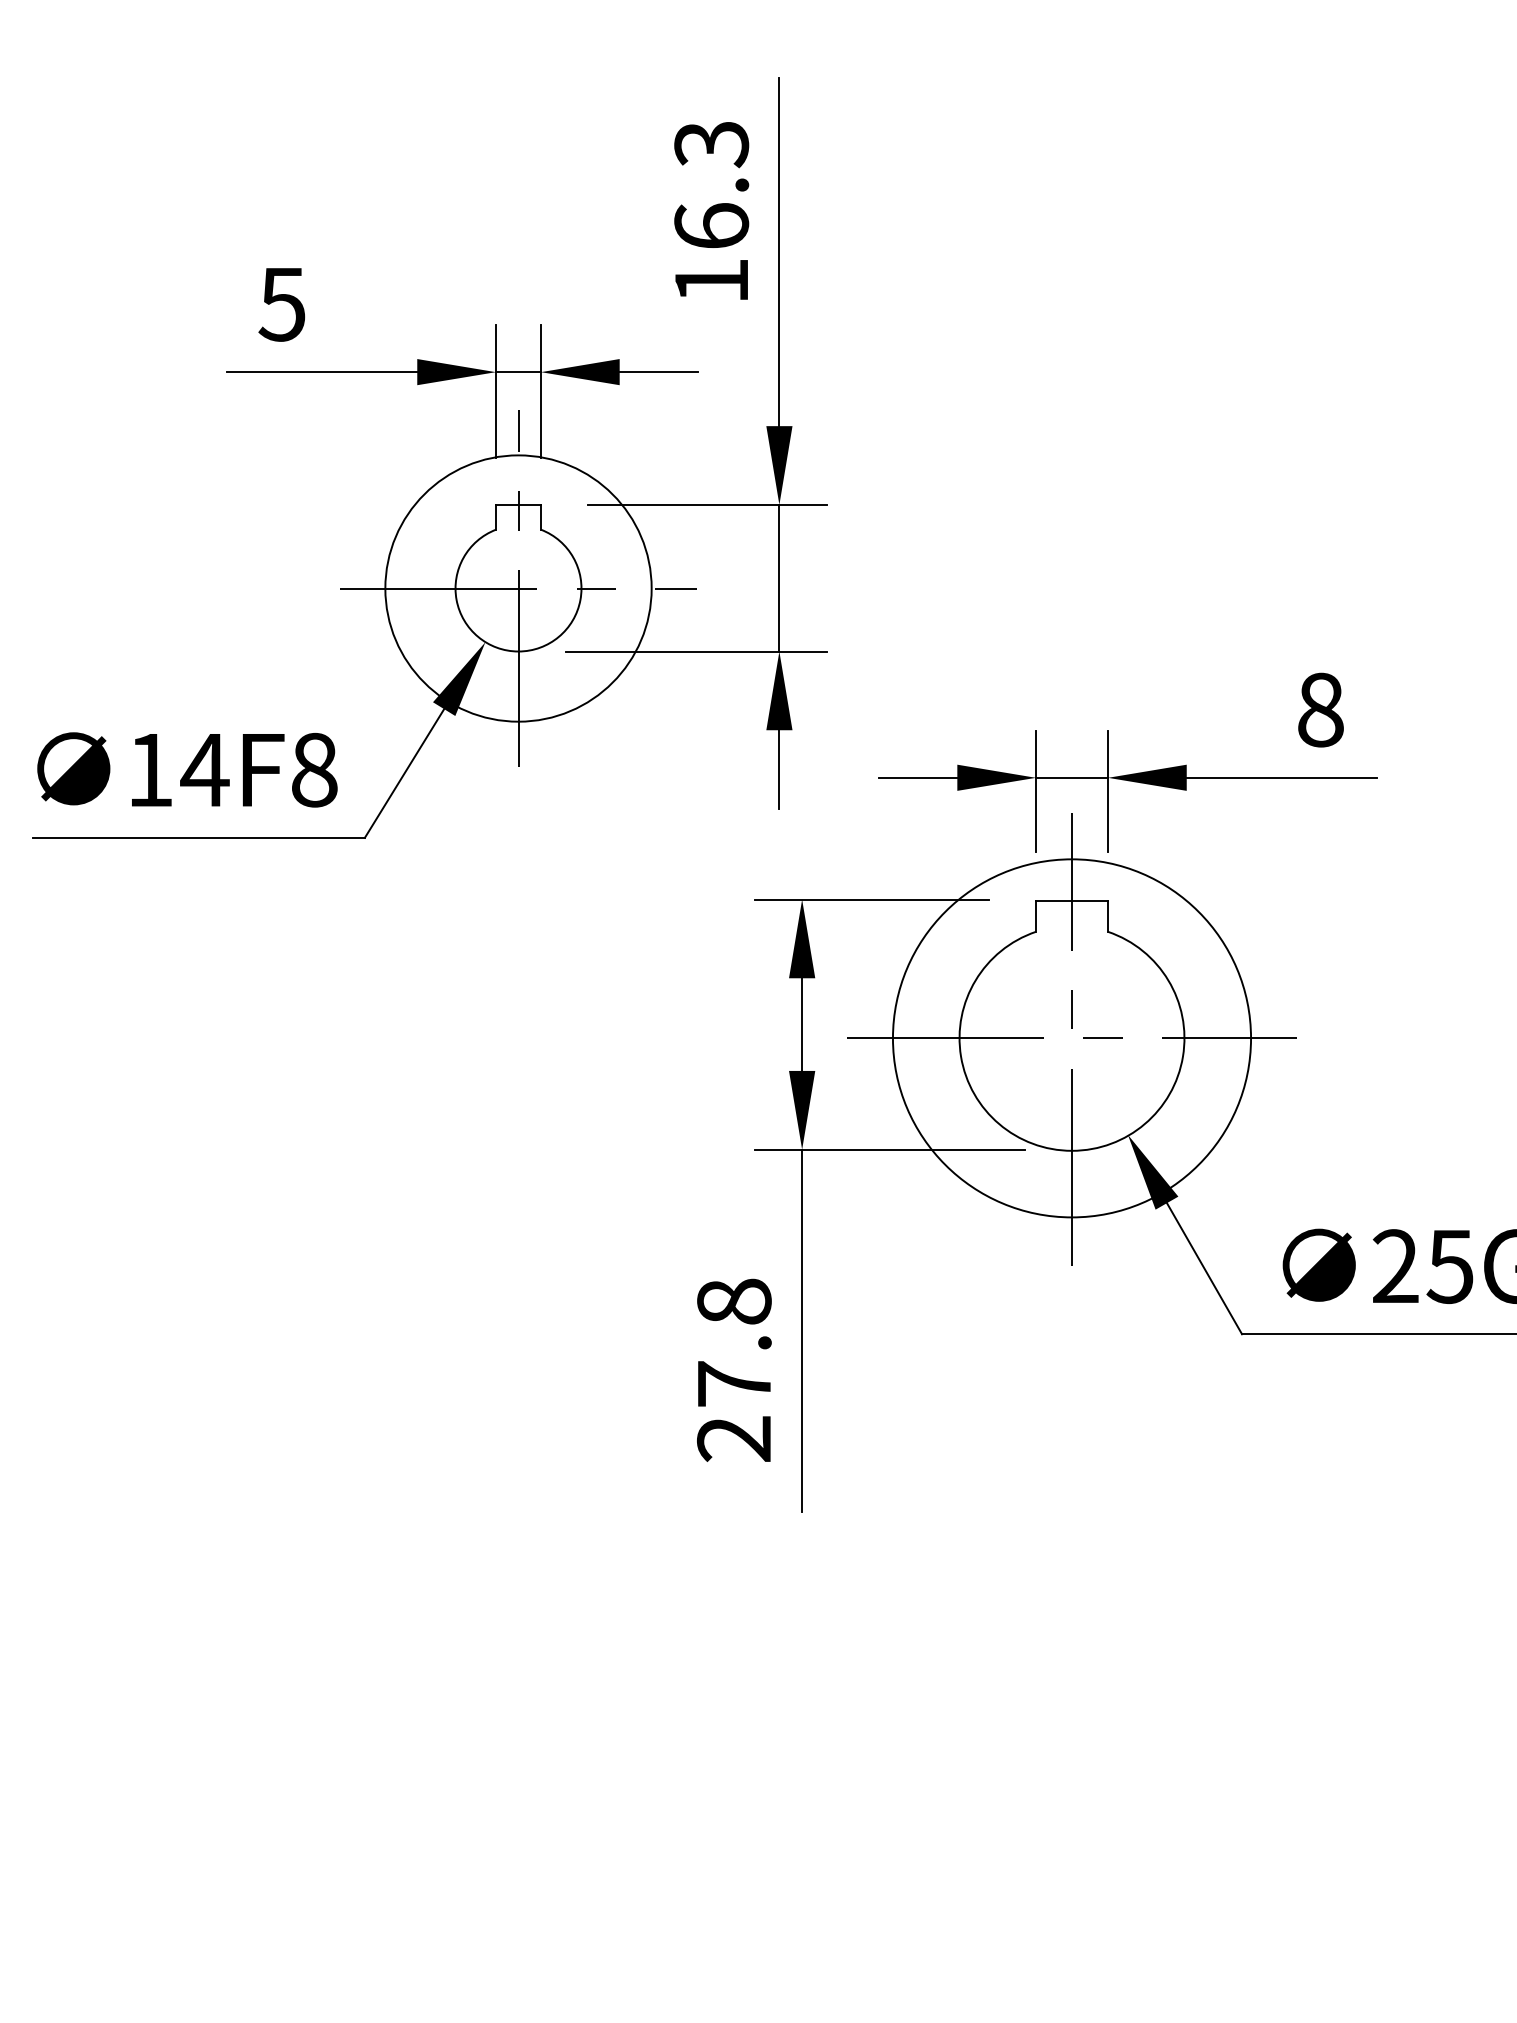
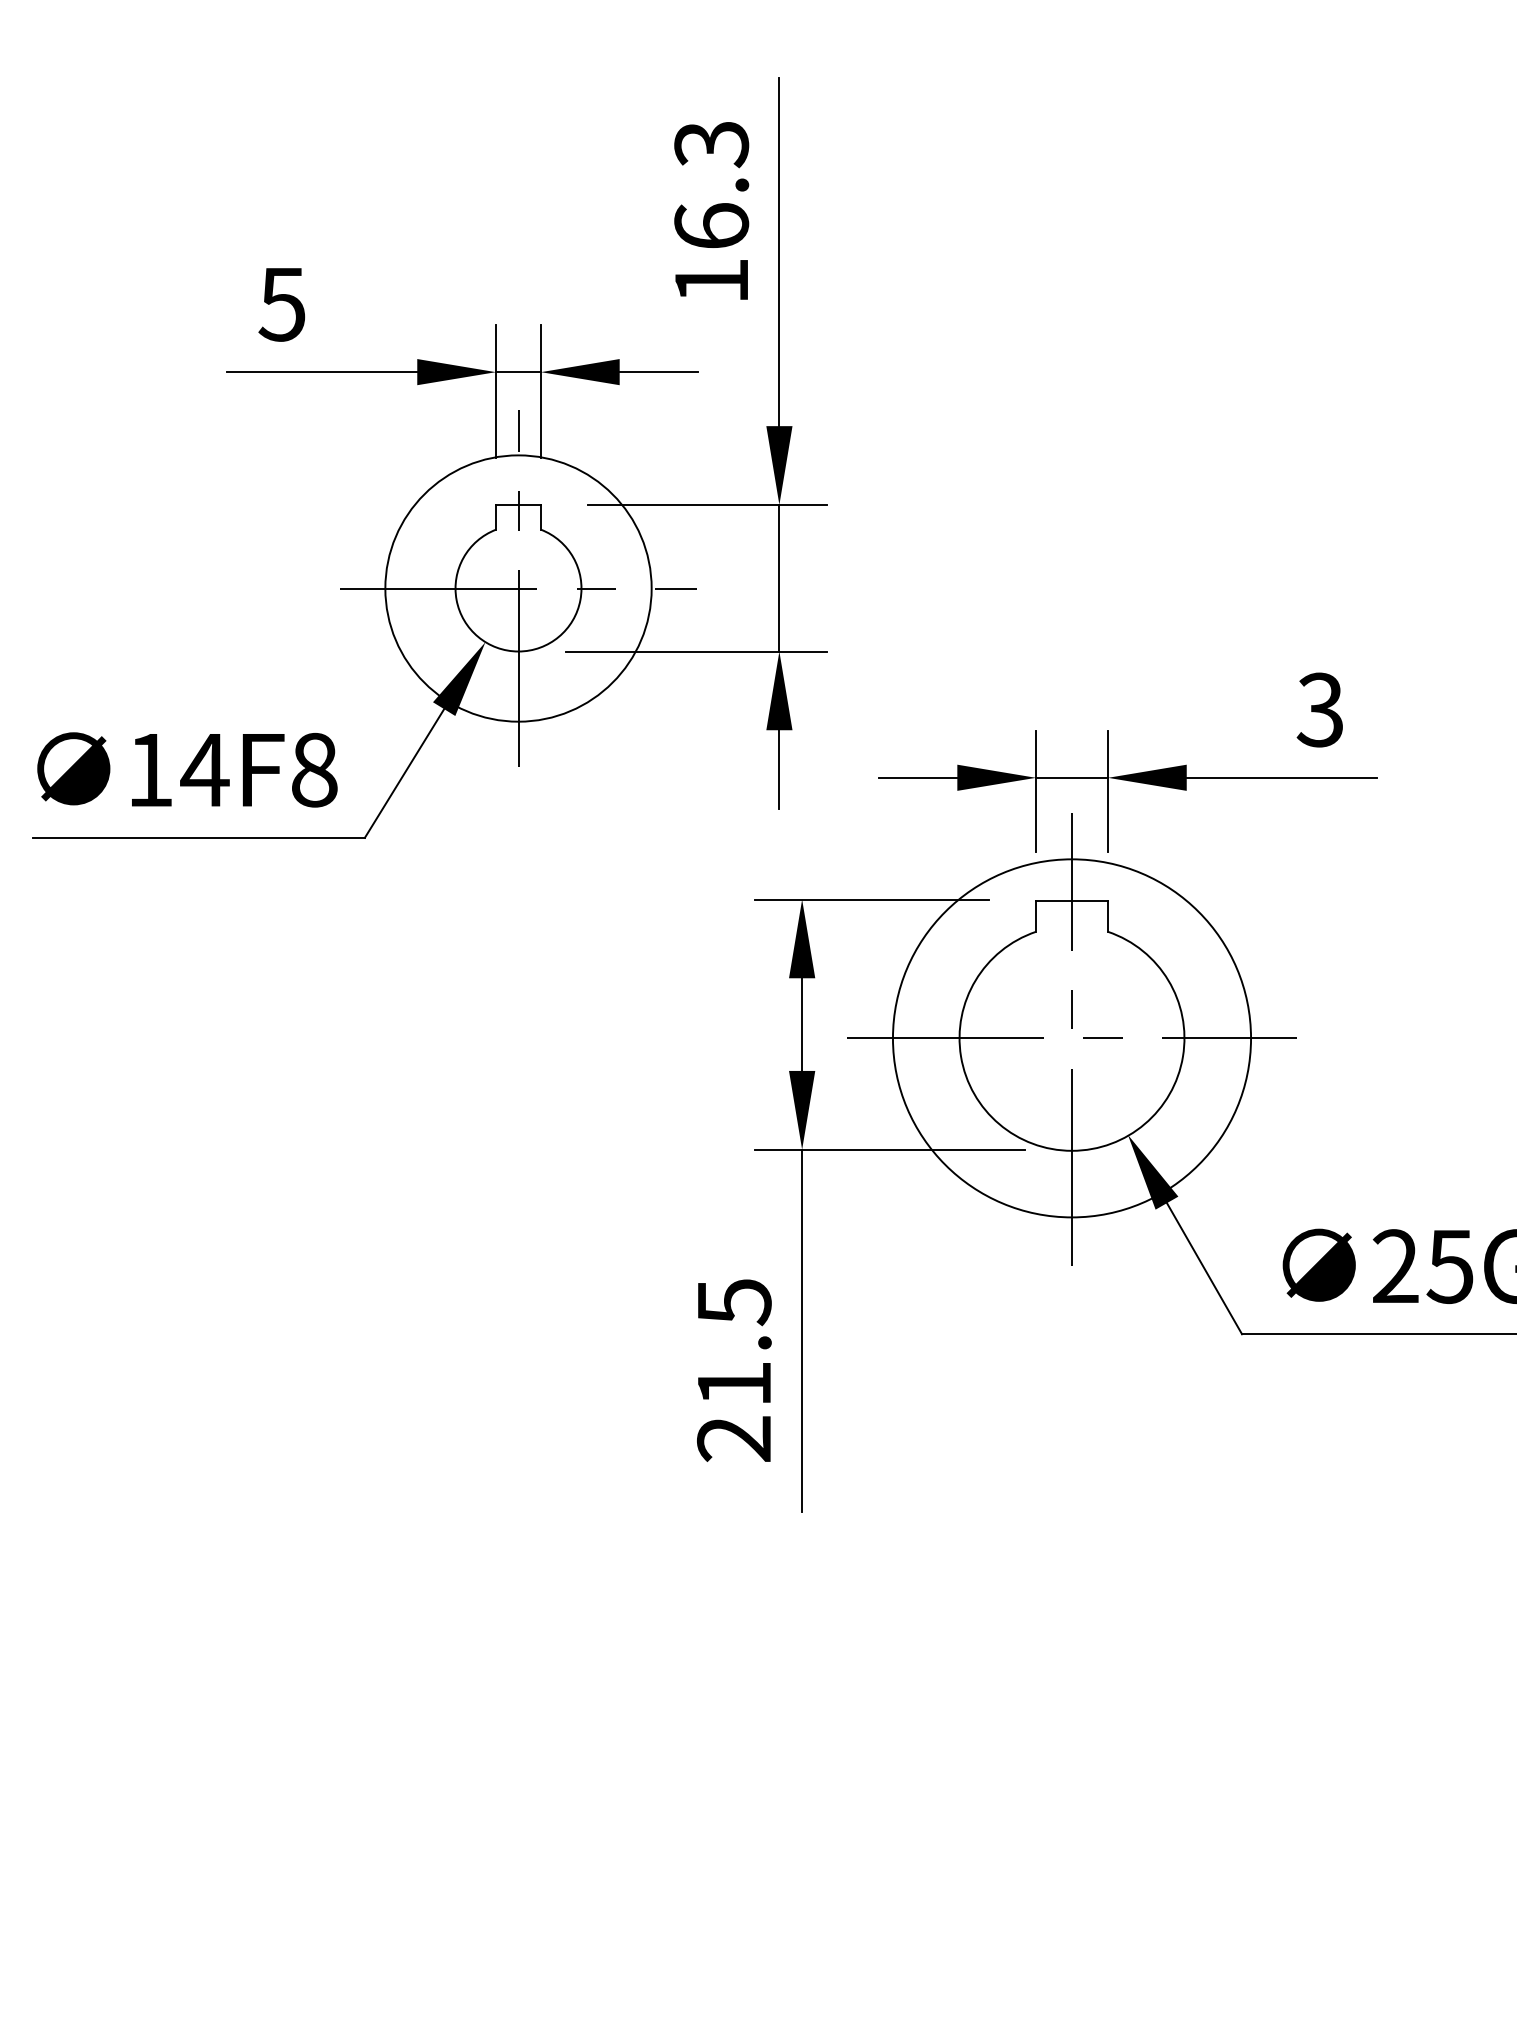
text: 8 -> 3 (1319, 709)
text: 27.8 -> 21.5 (734, 1342)
